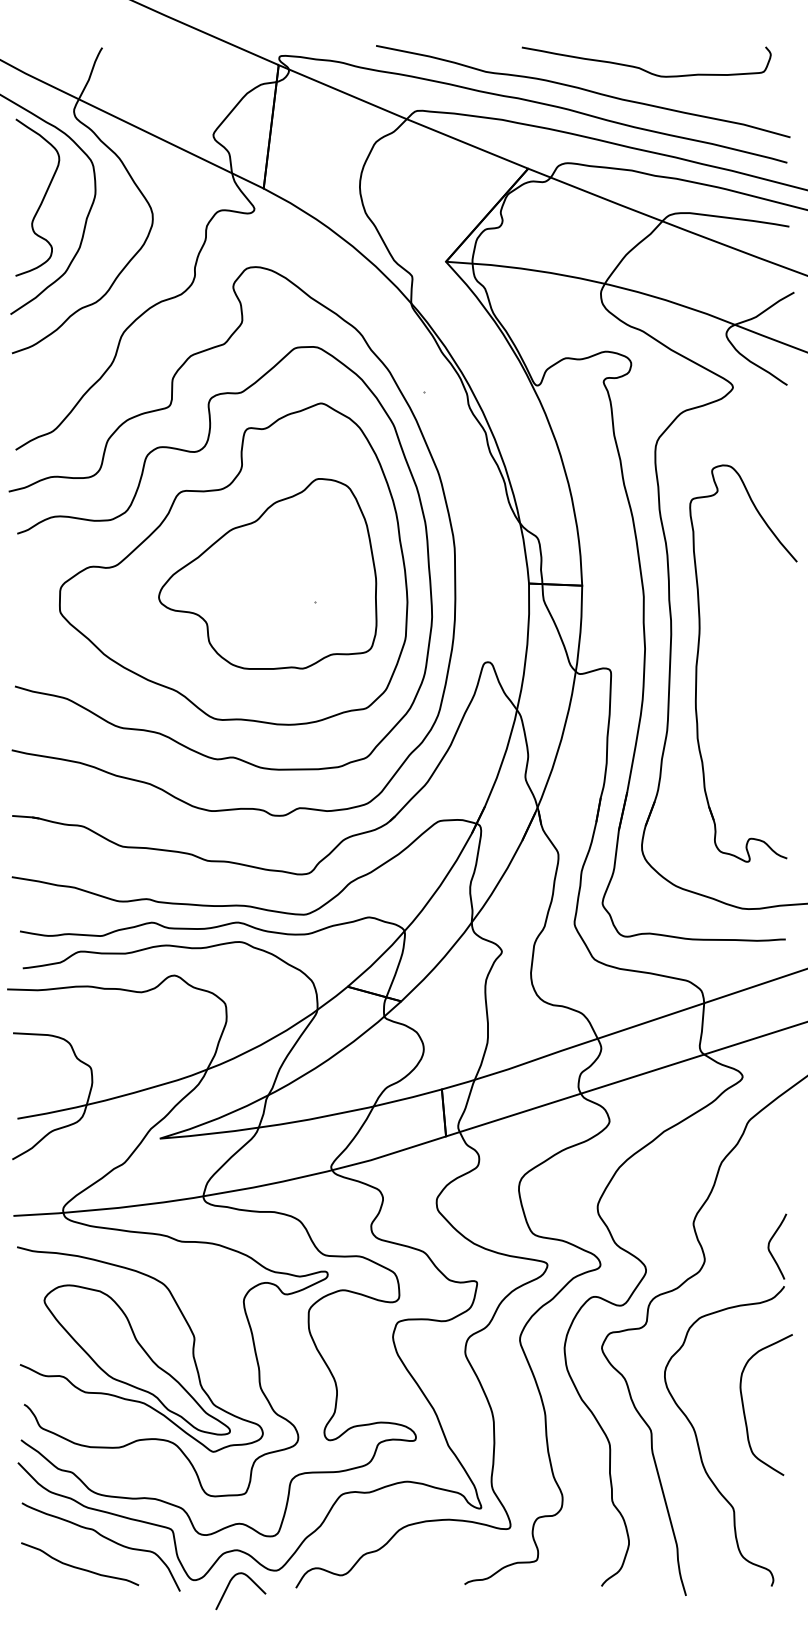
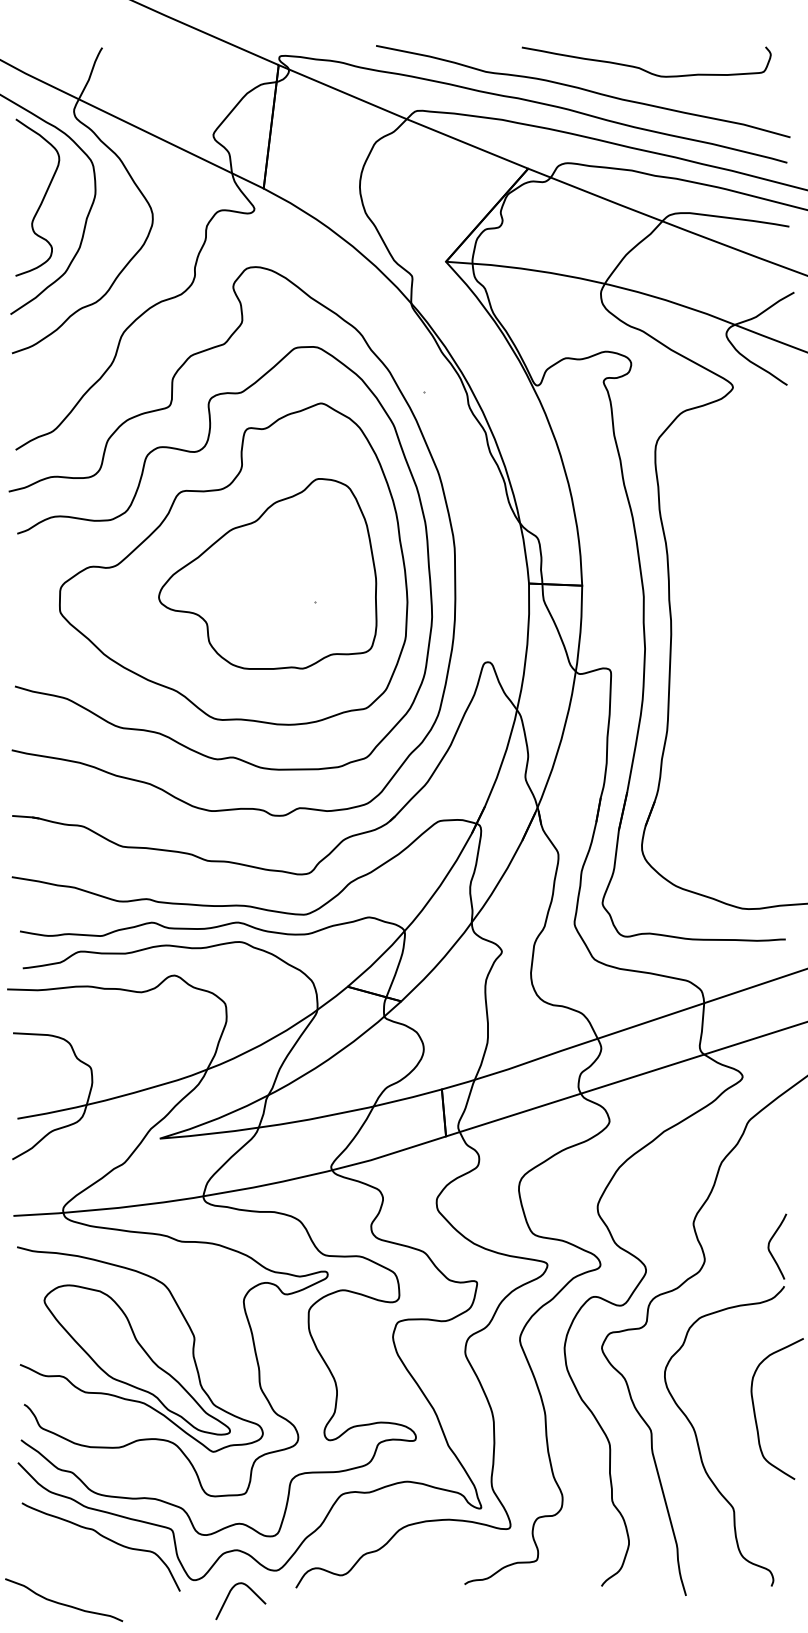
part: present -> none (698, 659)
curve position: (744, 1407) -> (755, 1411) (755, 1411)
curve position: (80, 1567) -> (64, 1603) (64, 1603)
curve position: (229, 1585) -> (229, 1595) (229, 1595)
